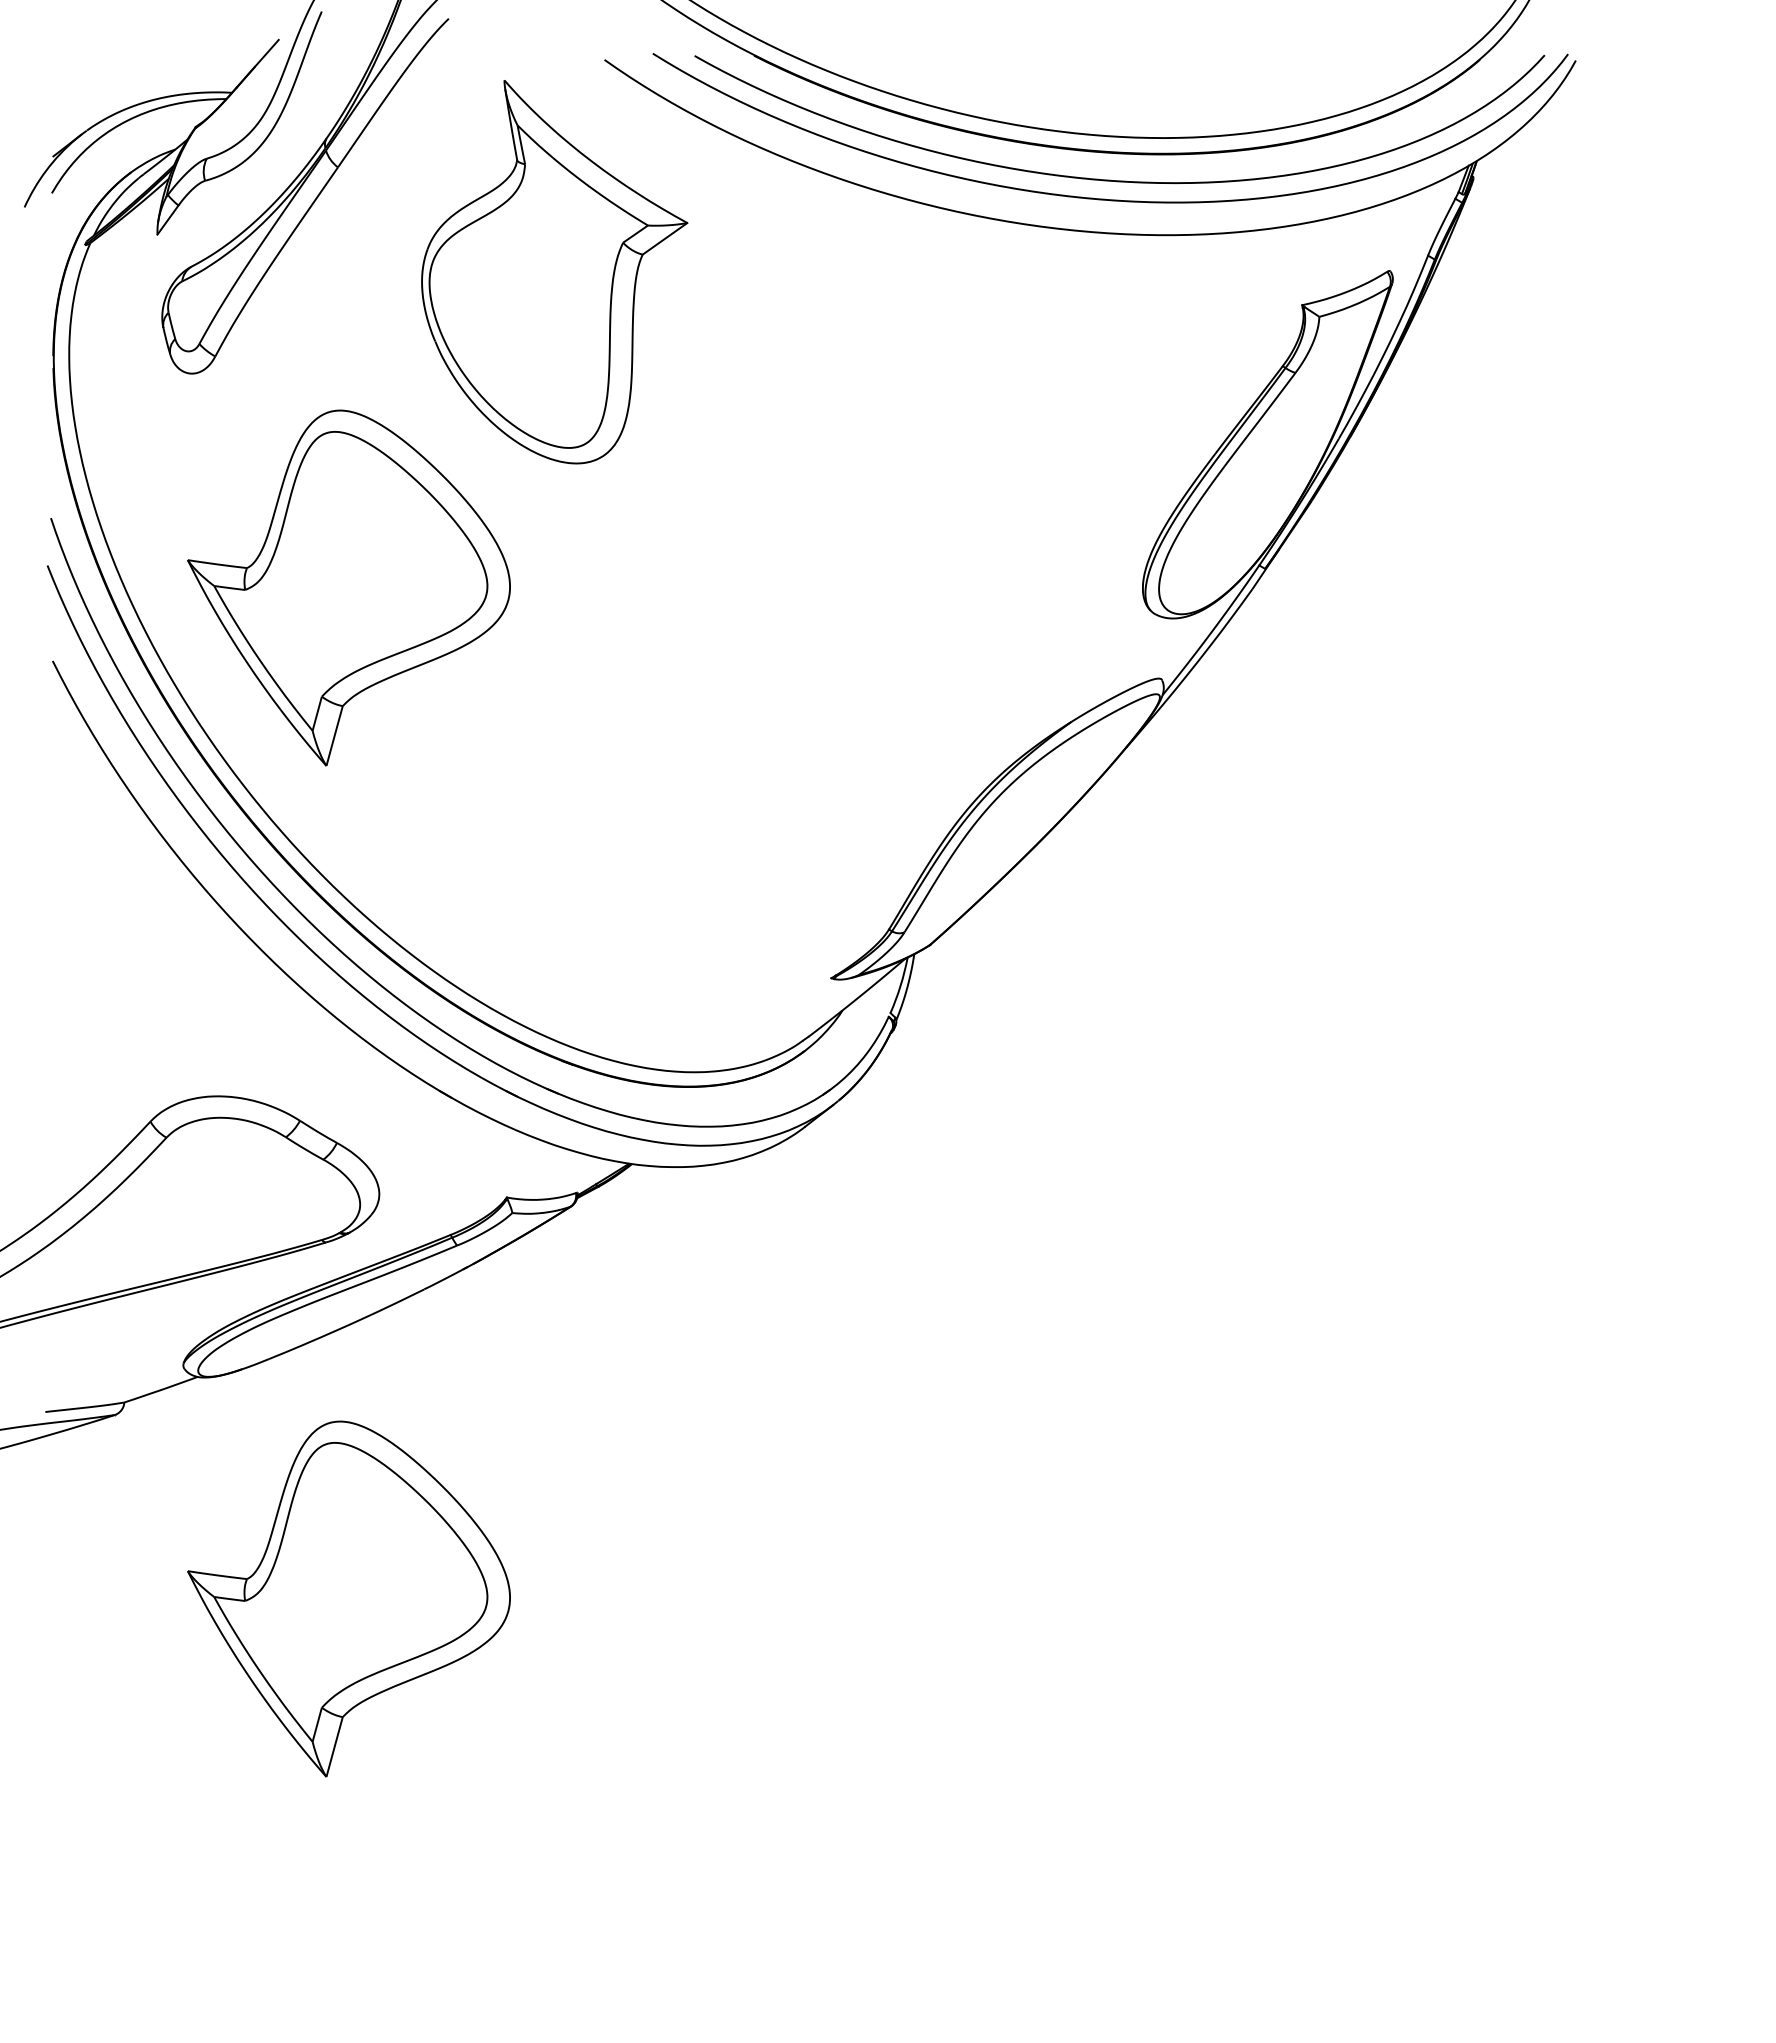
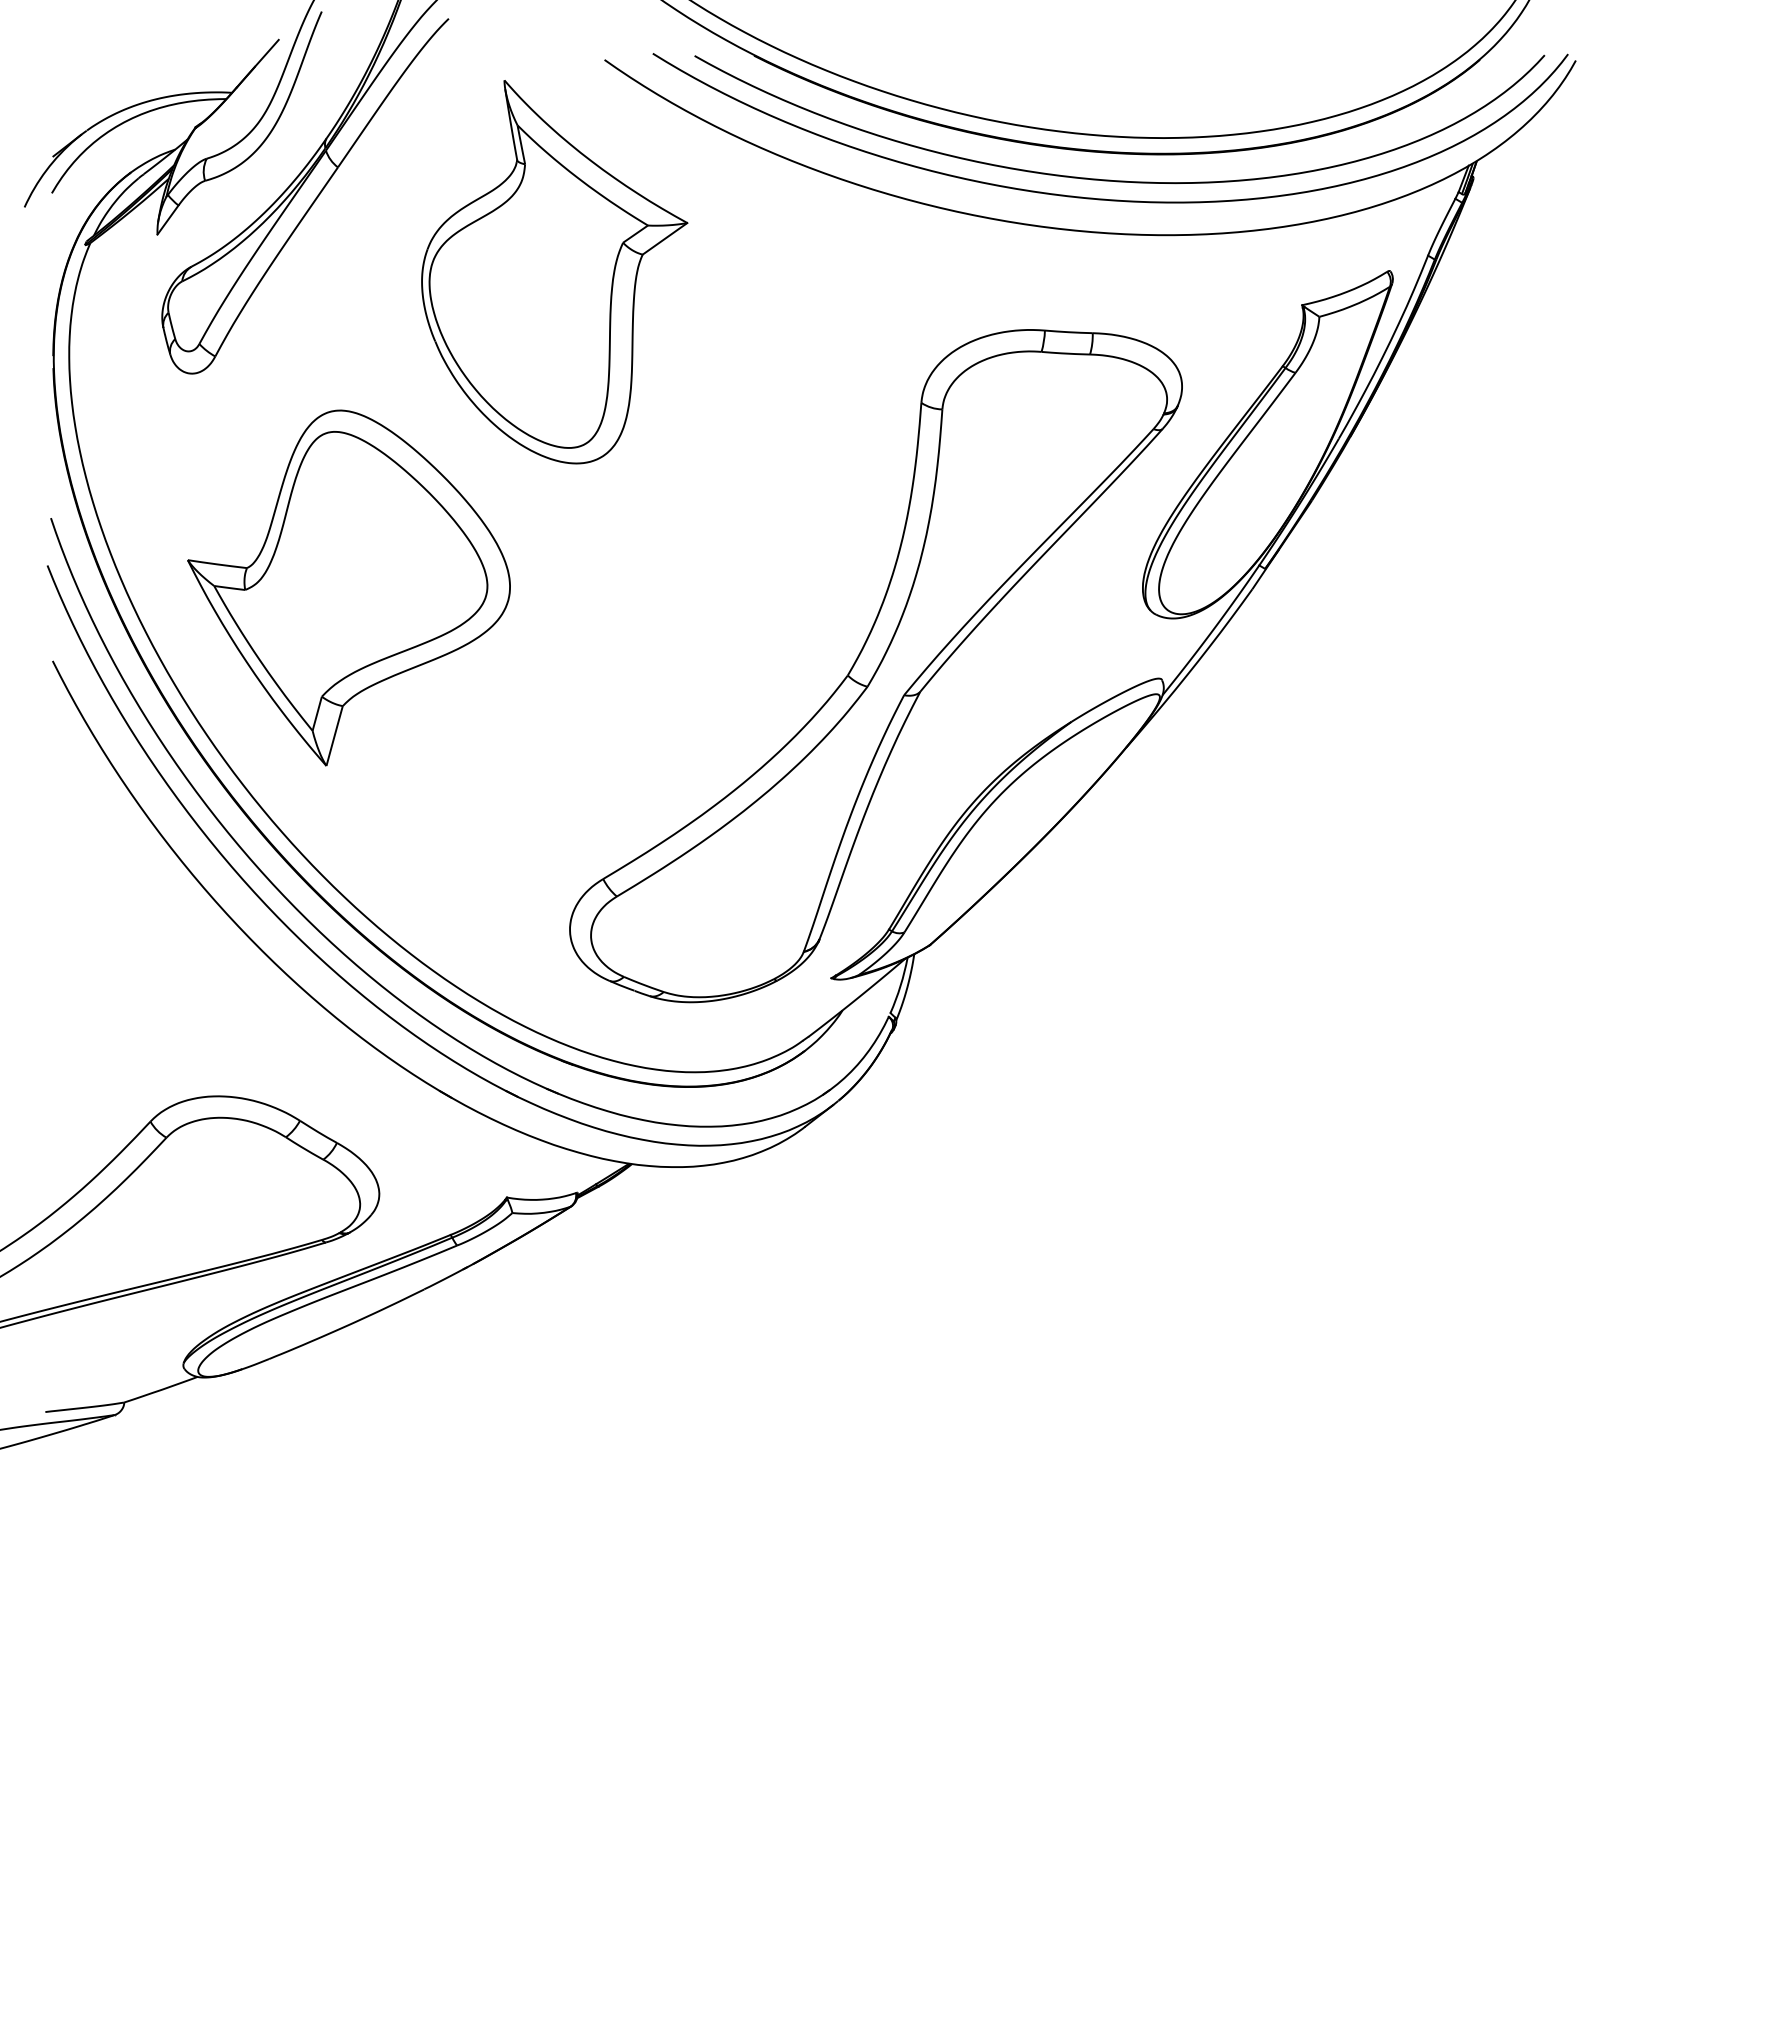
part: none -> present (875, 666)
part: present -> none (348, 1598)
